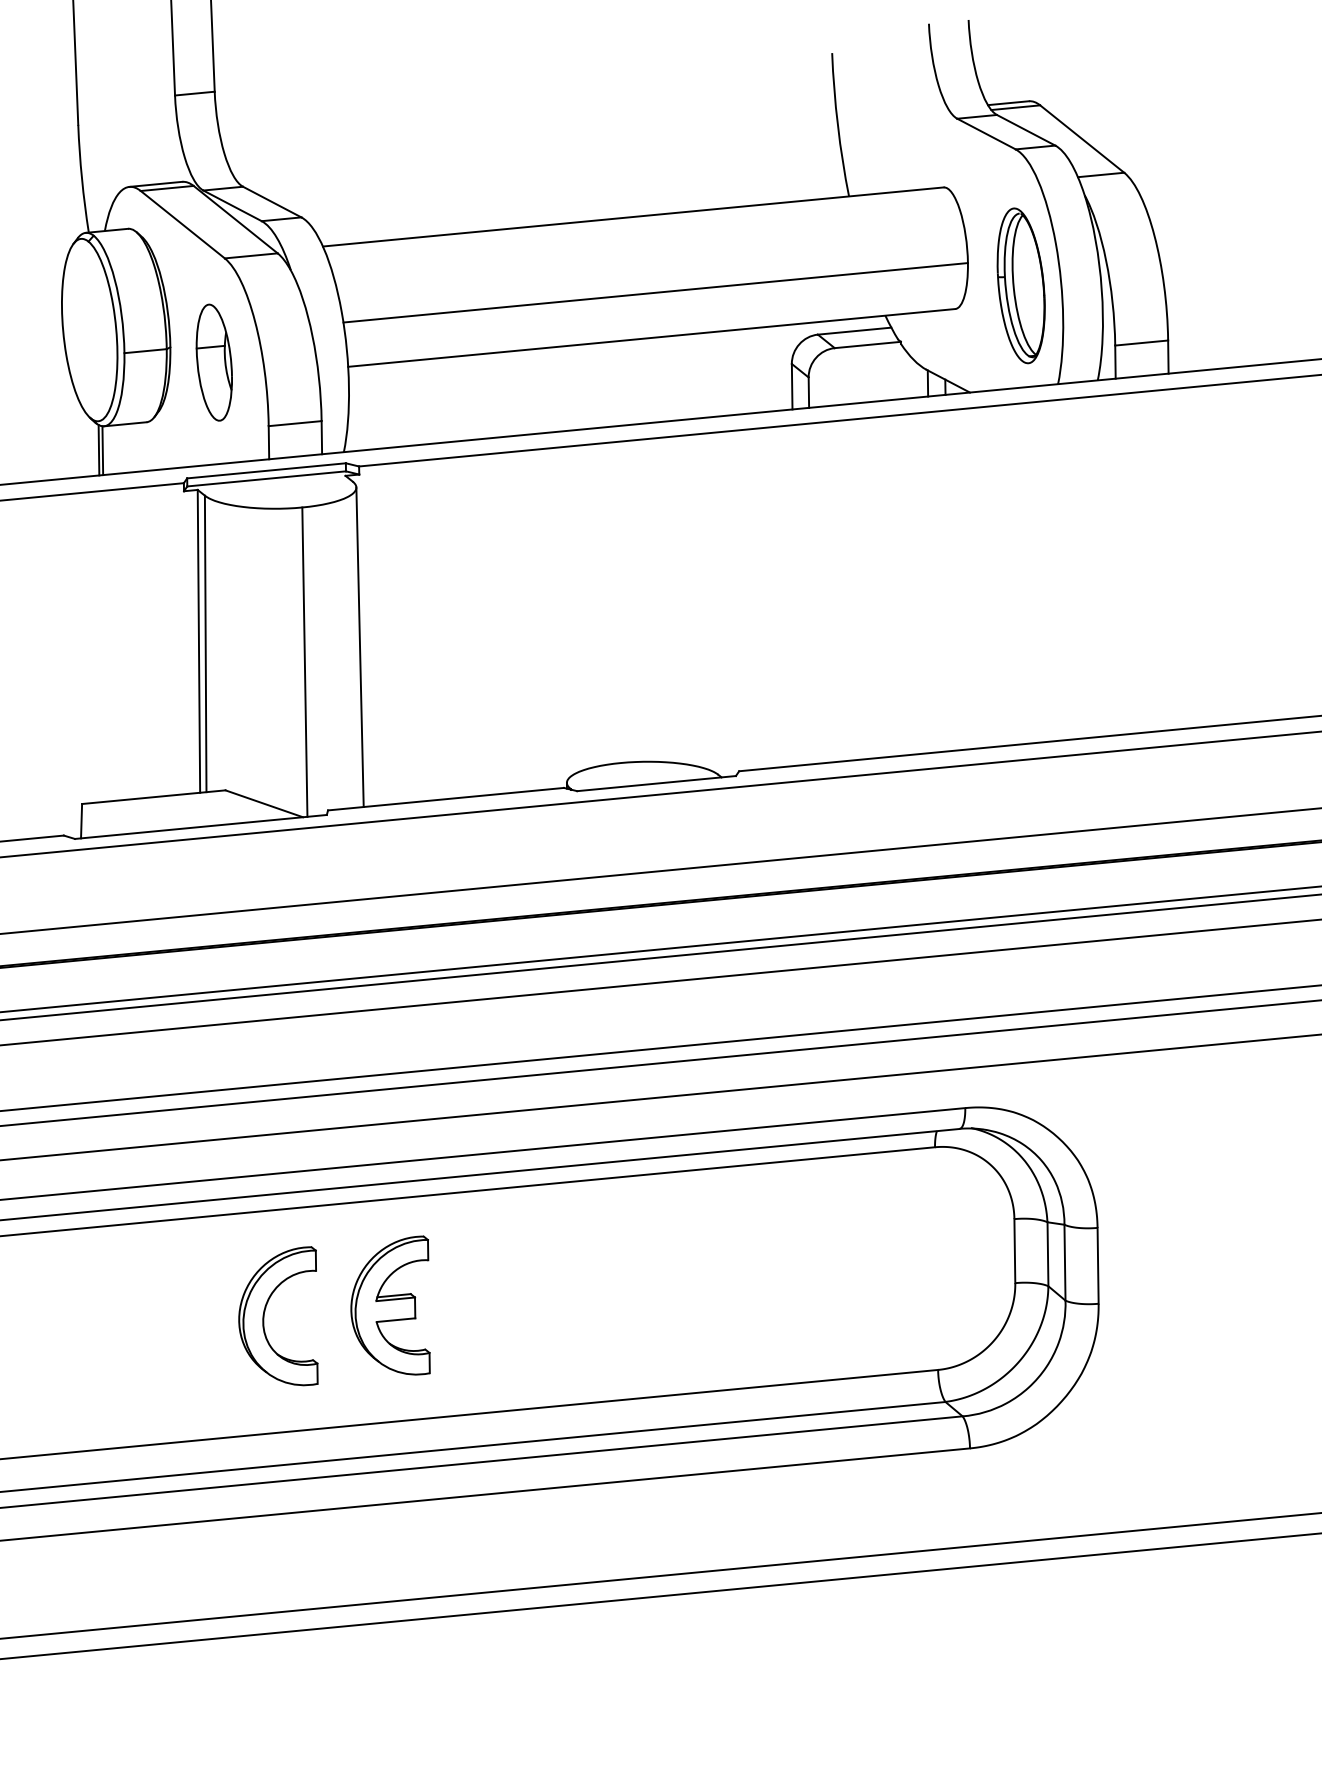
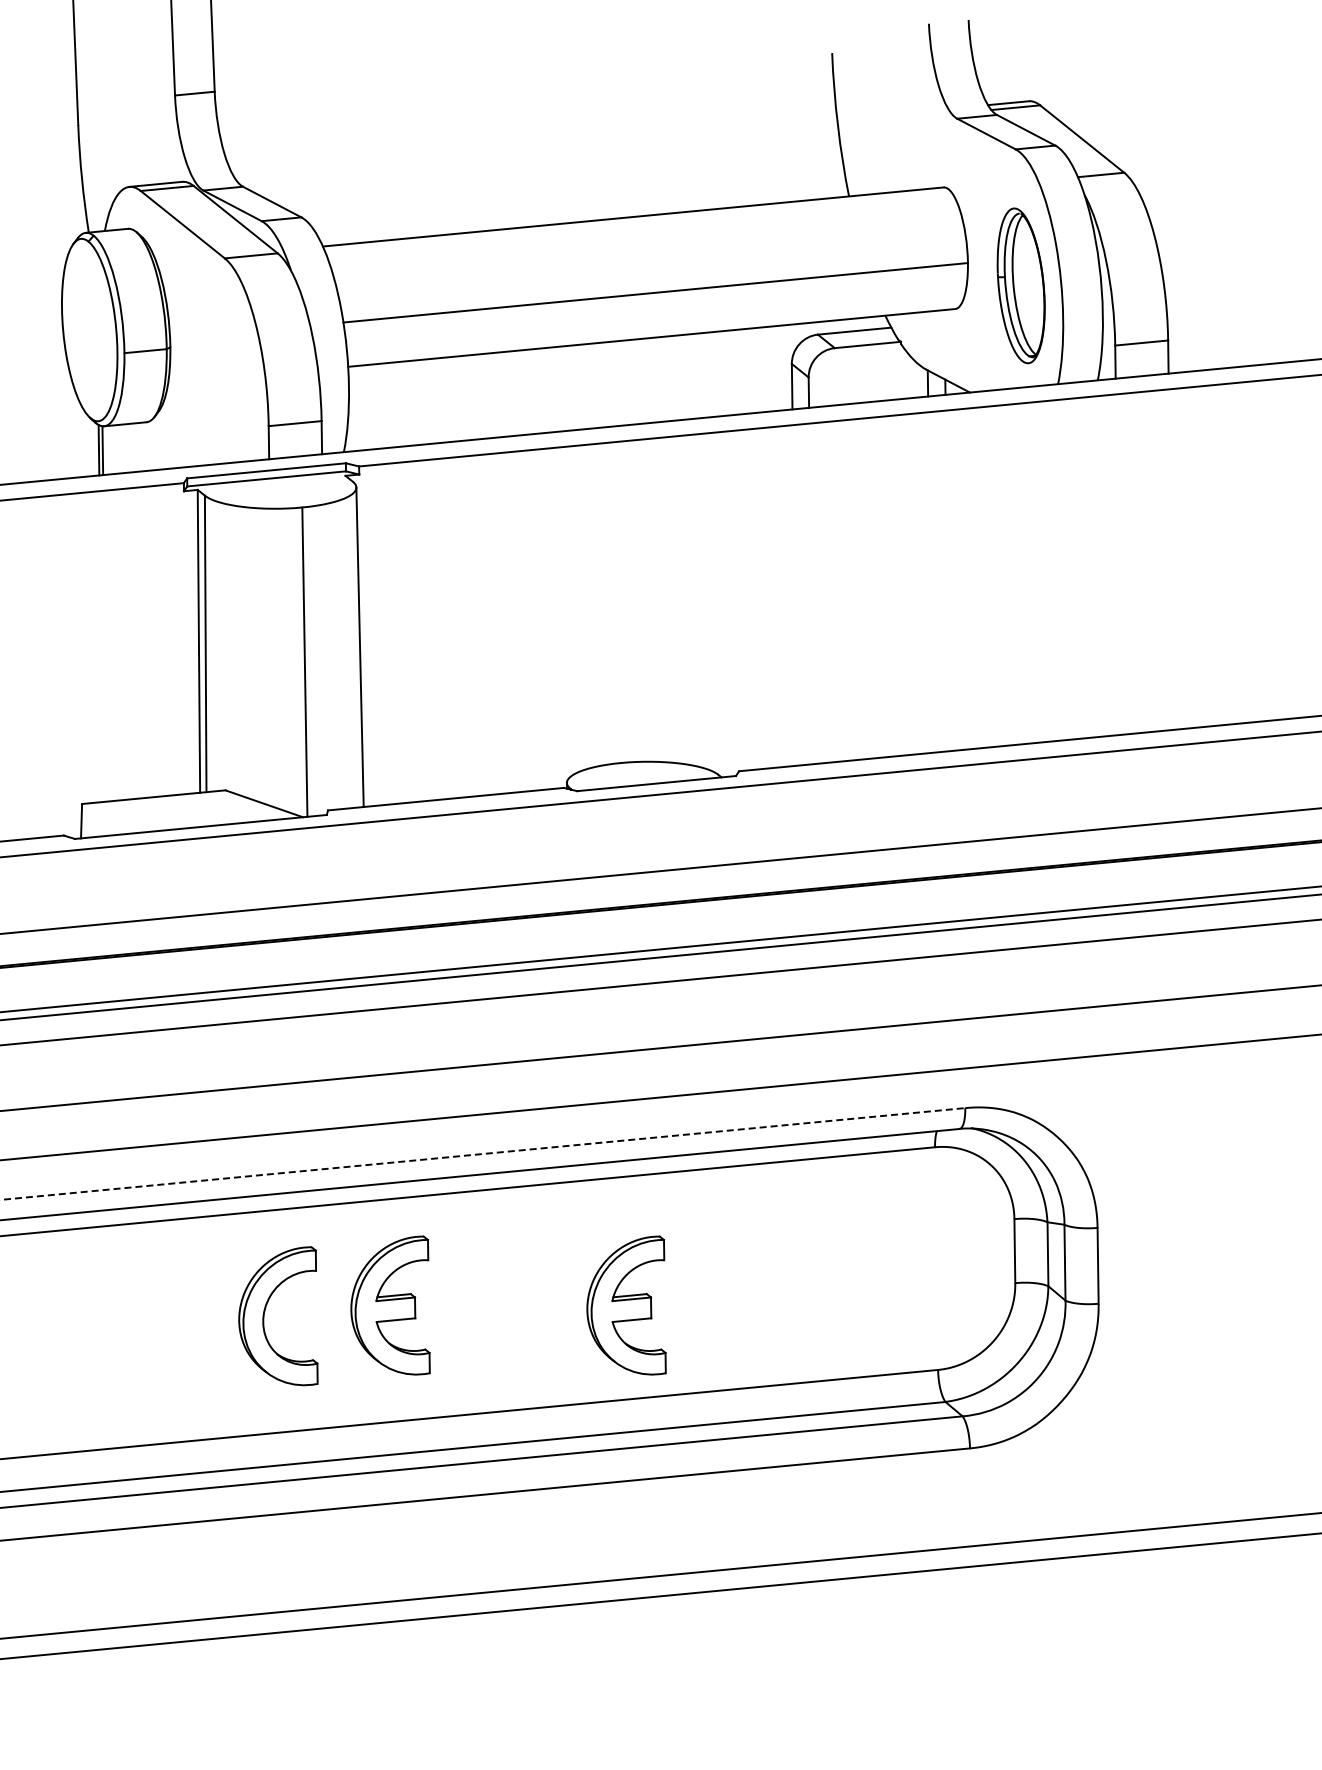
part: present -> none (213, 362)
line: present -> none (660, 1062)
line: solid -> dashed (483, 1153)
part: none -> present (626, 1305)
